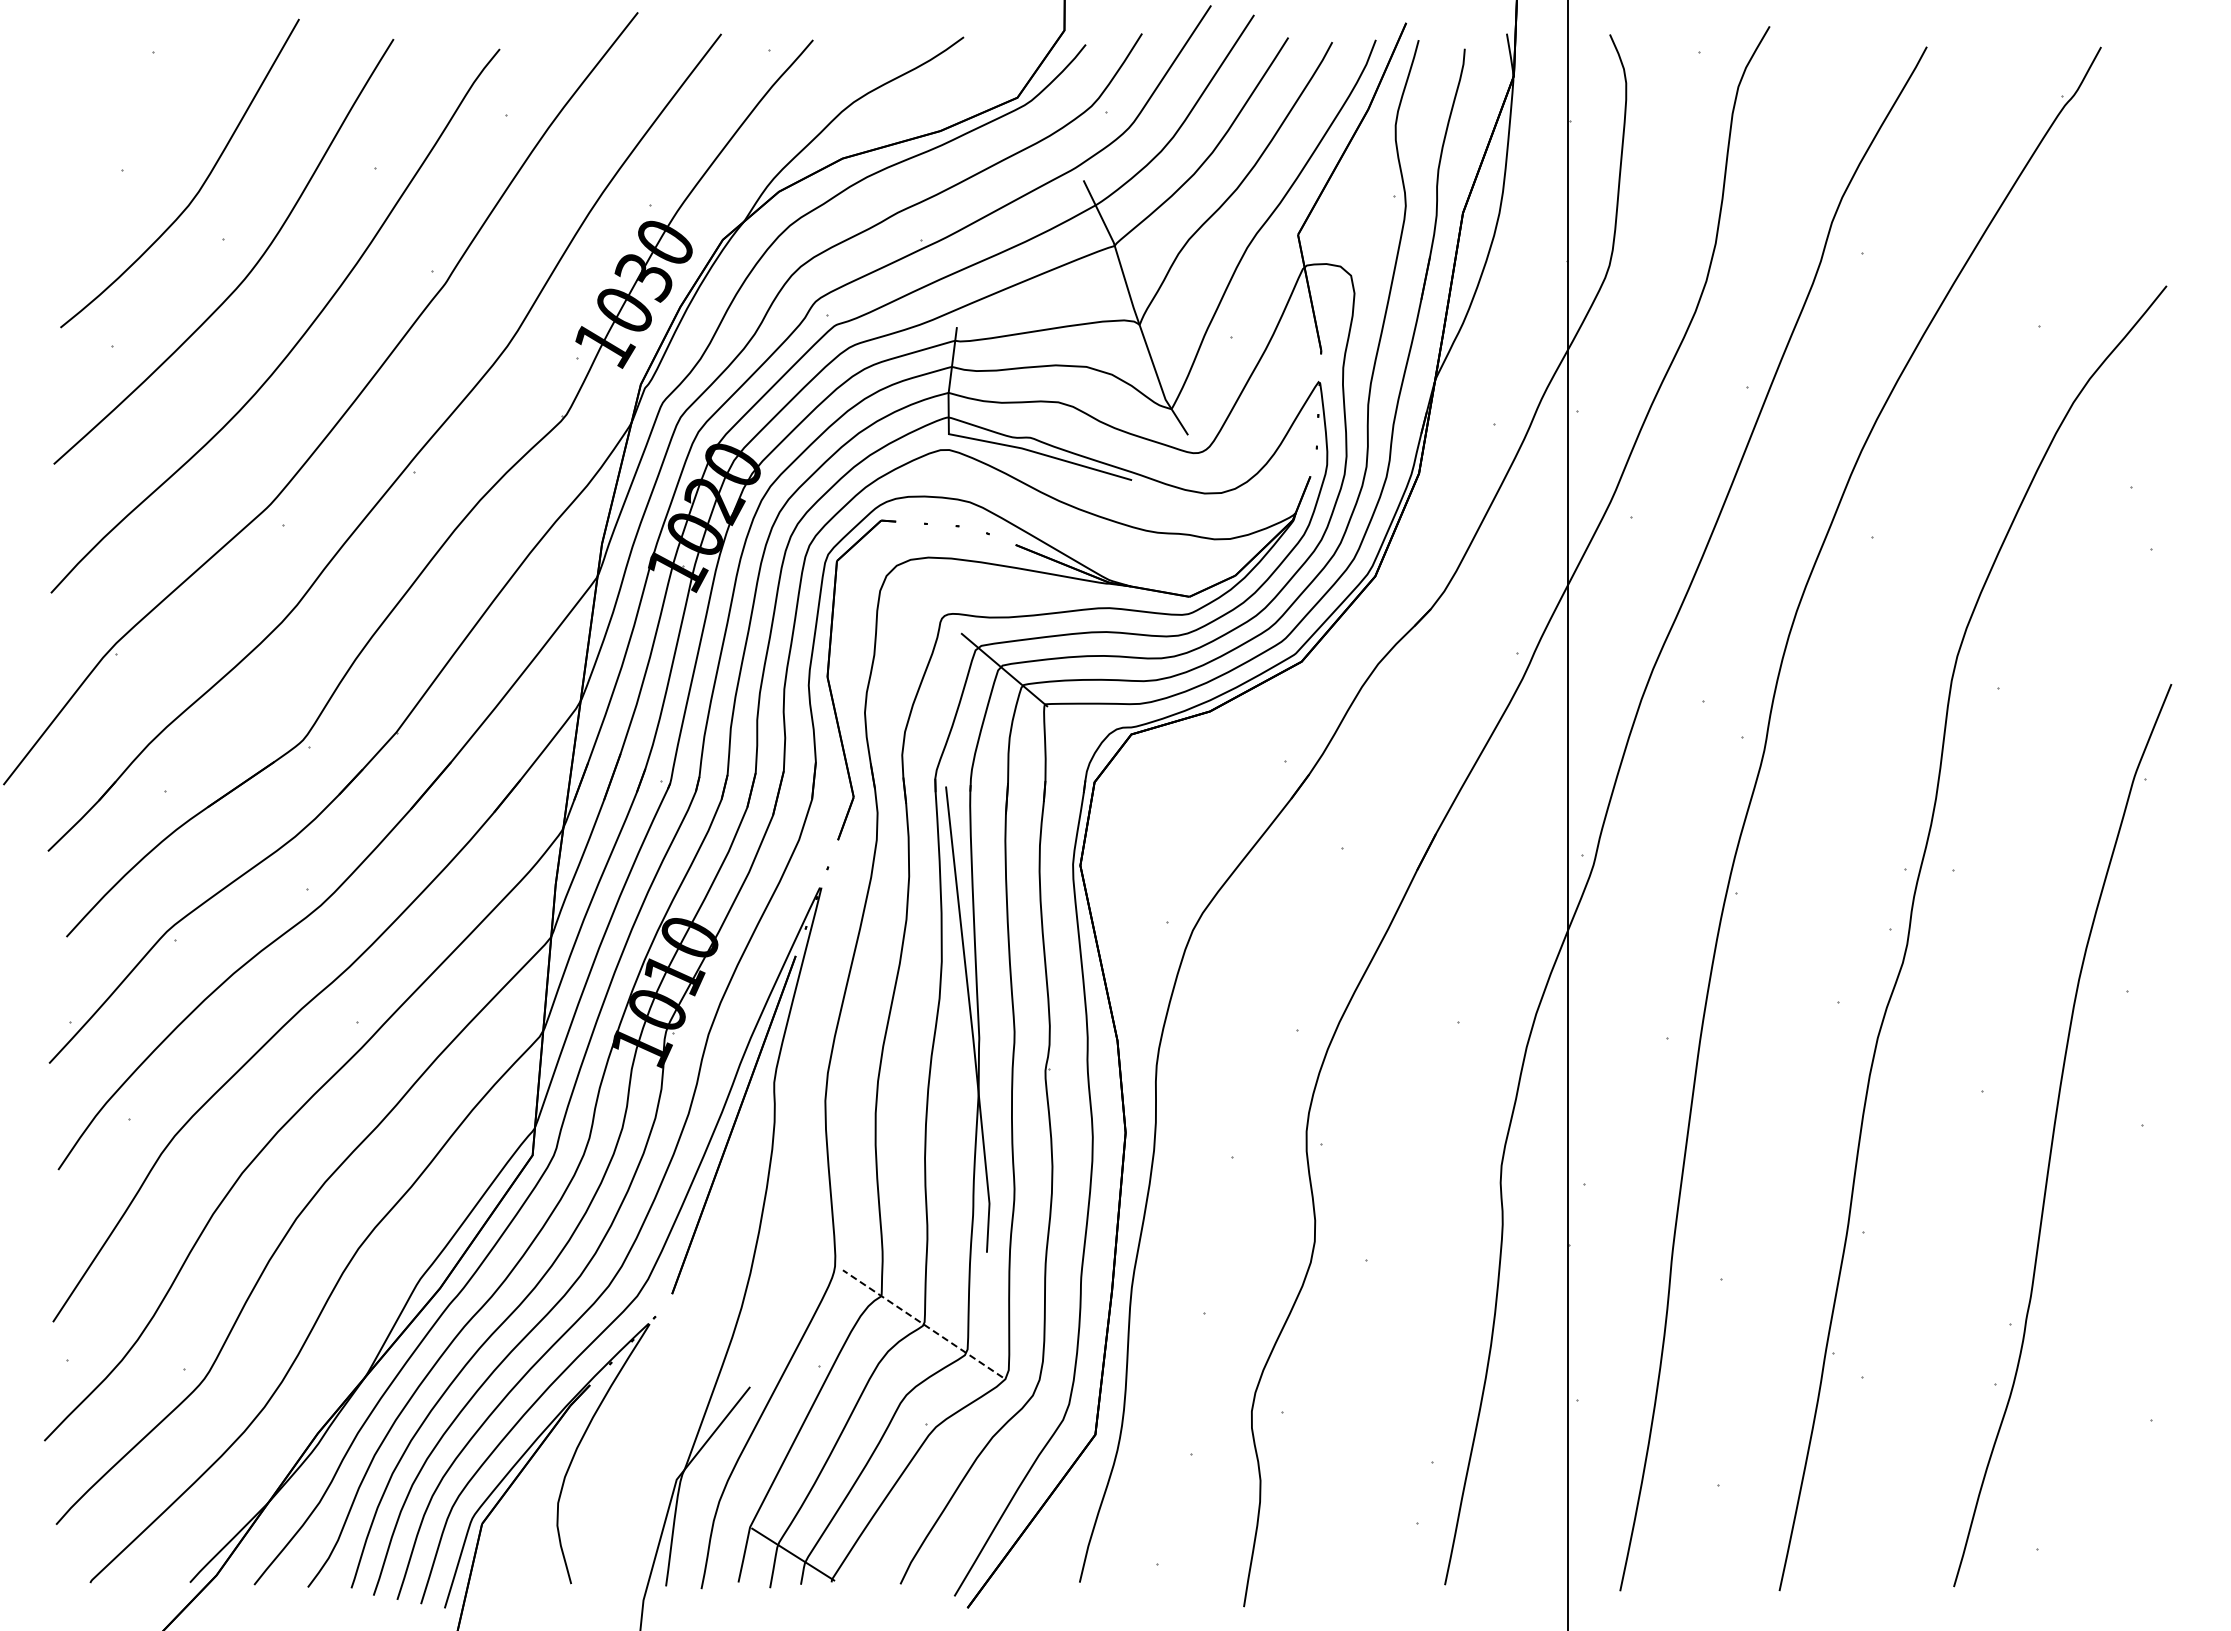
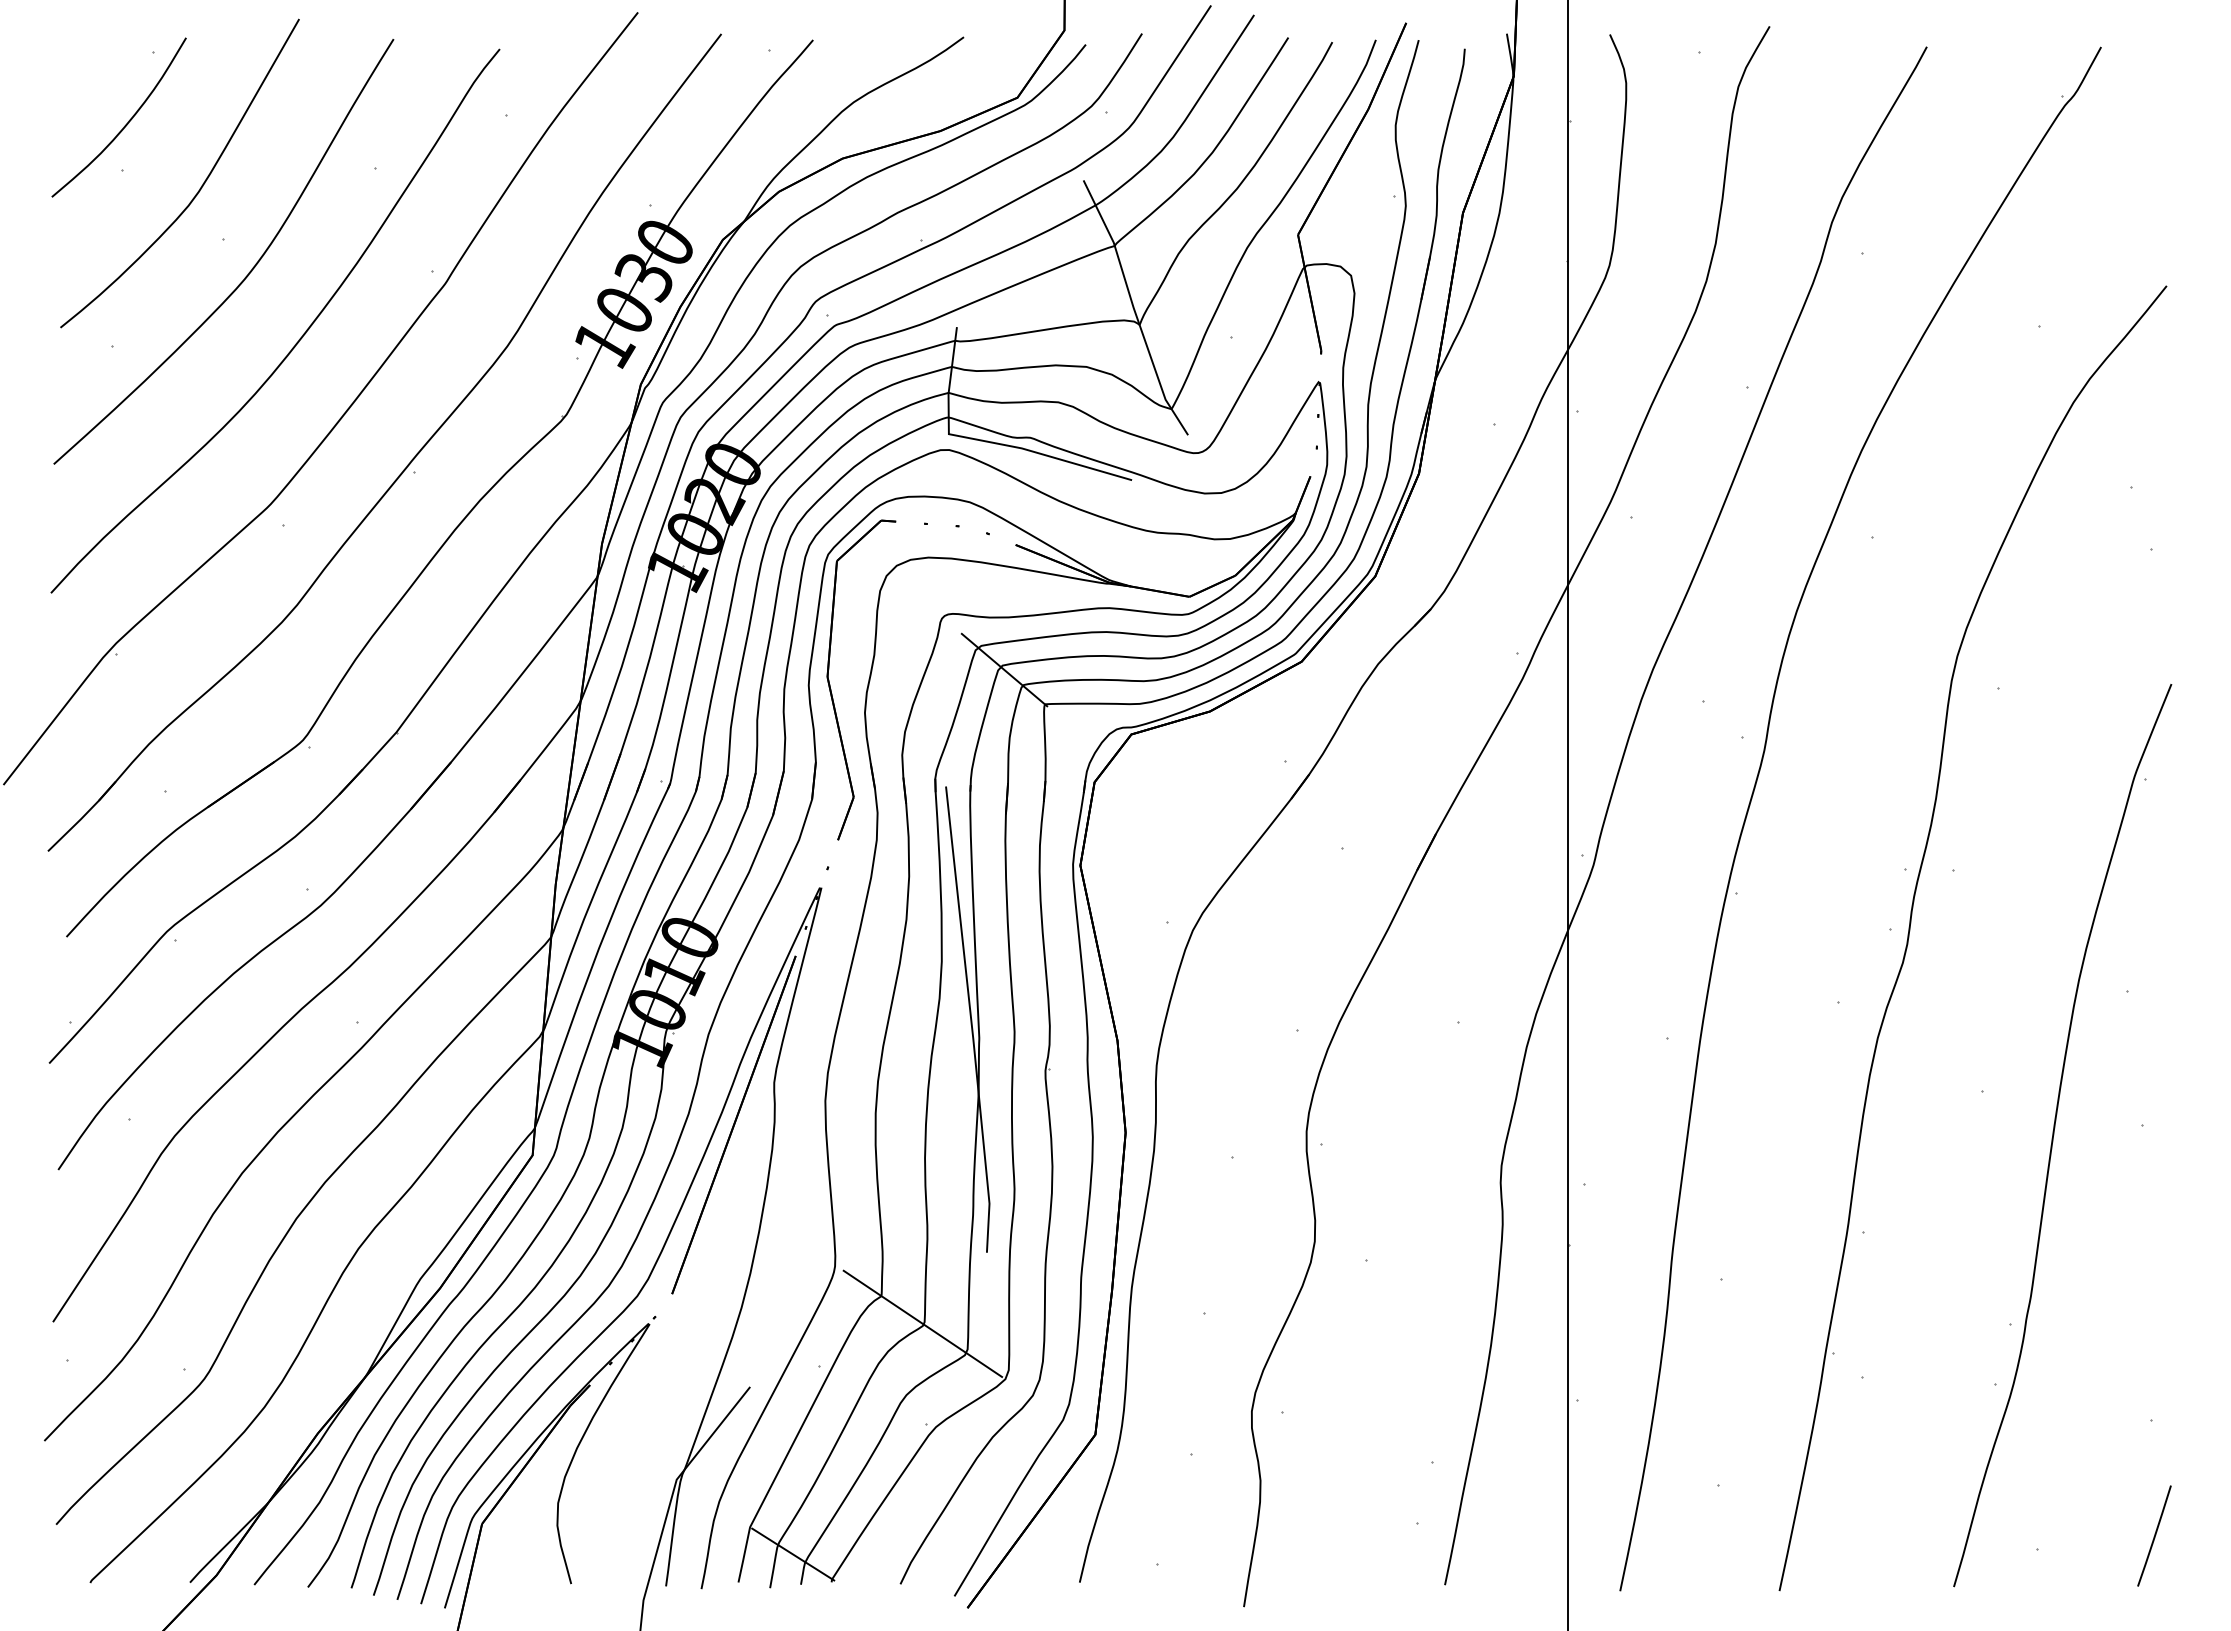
curve: none -> present (125, 124)
line: dashed -> solid (922, 1323)
line: none -> present (2154, 1535)
